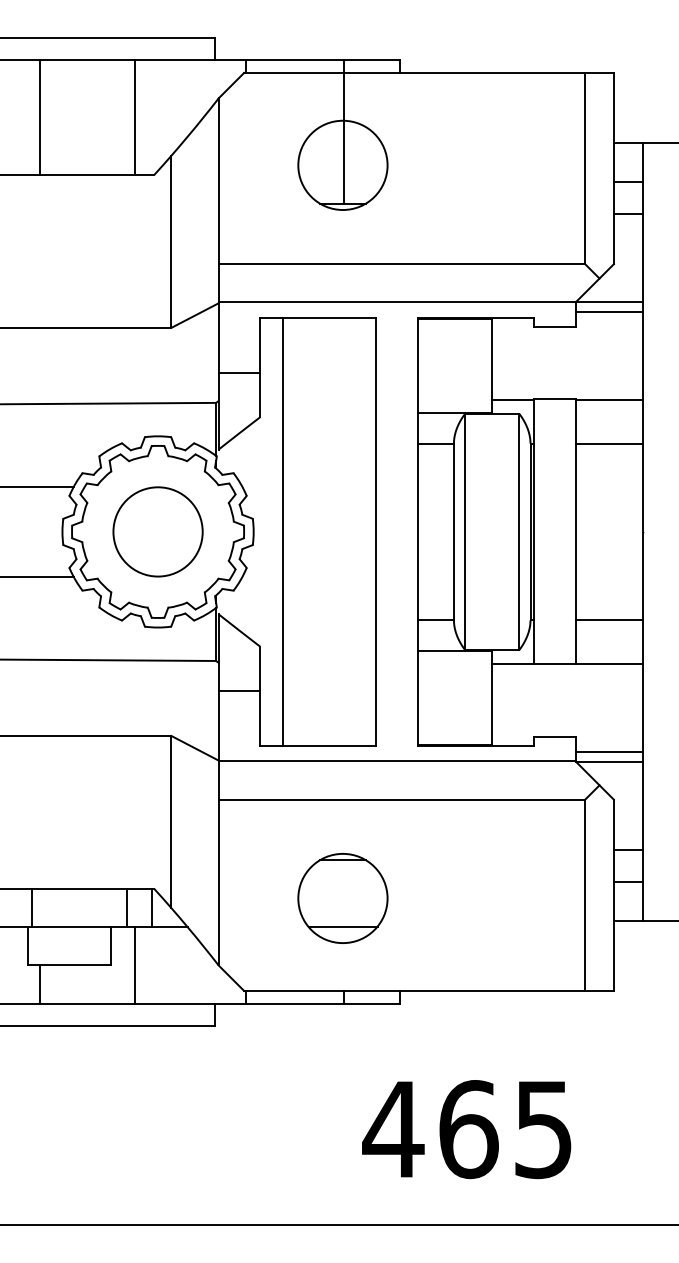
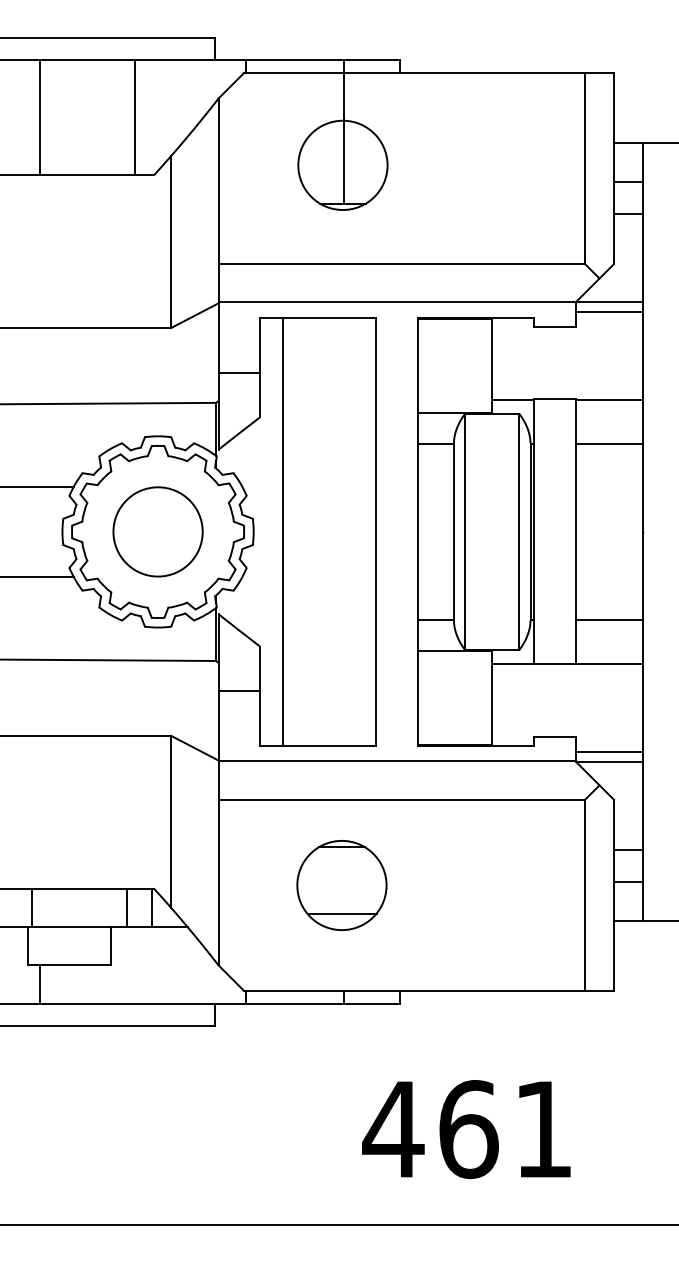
part position: (342, 898) -> (341, 885) (341, 885)
line: present -> none (134, 965)
text: 465 -> 461 (543, 1130)
